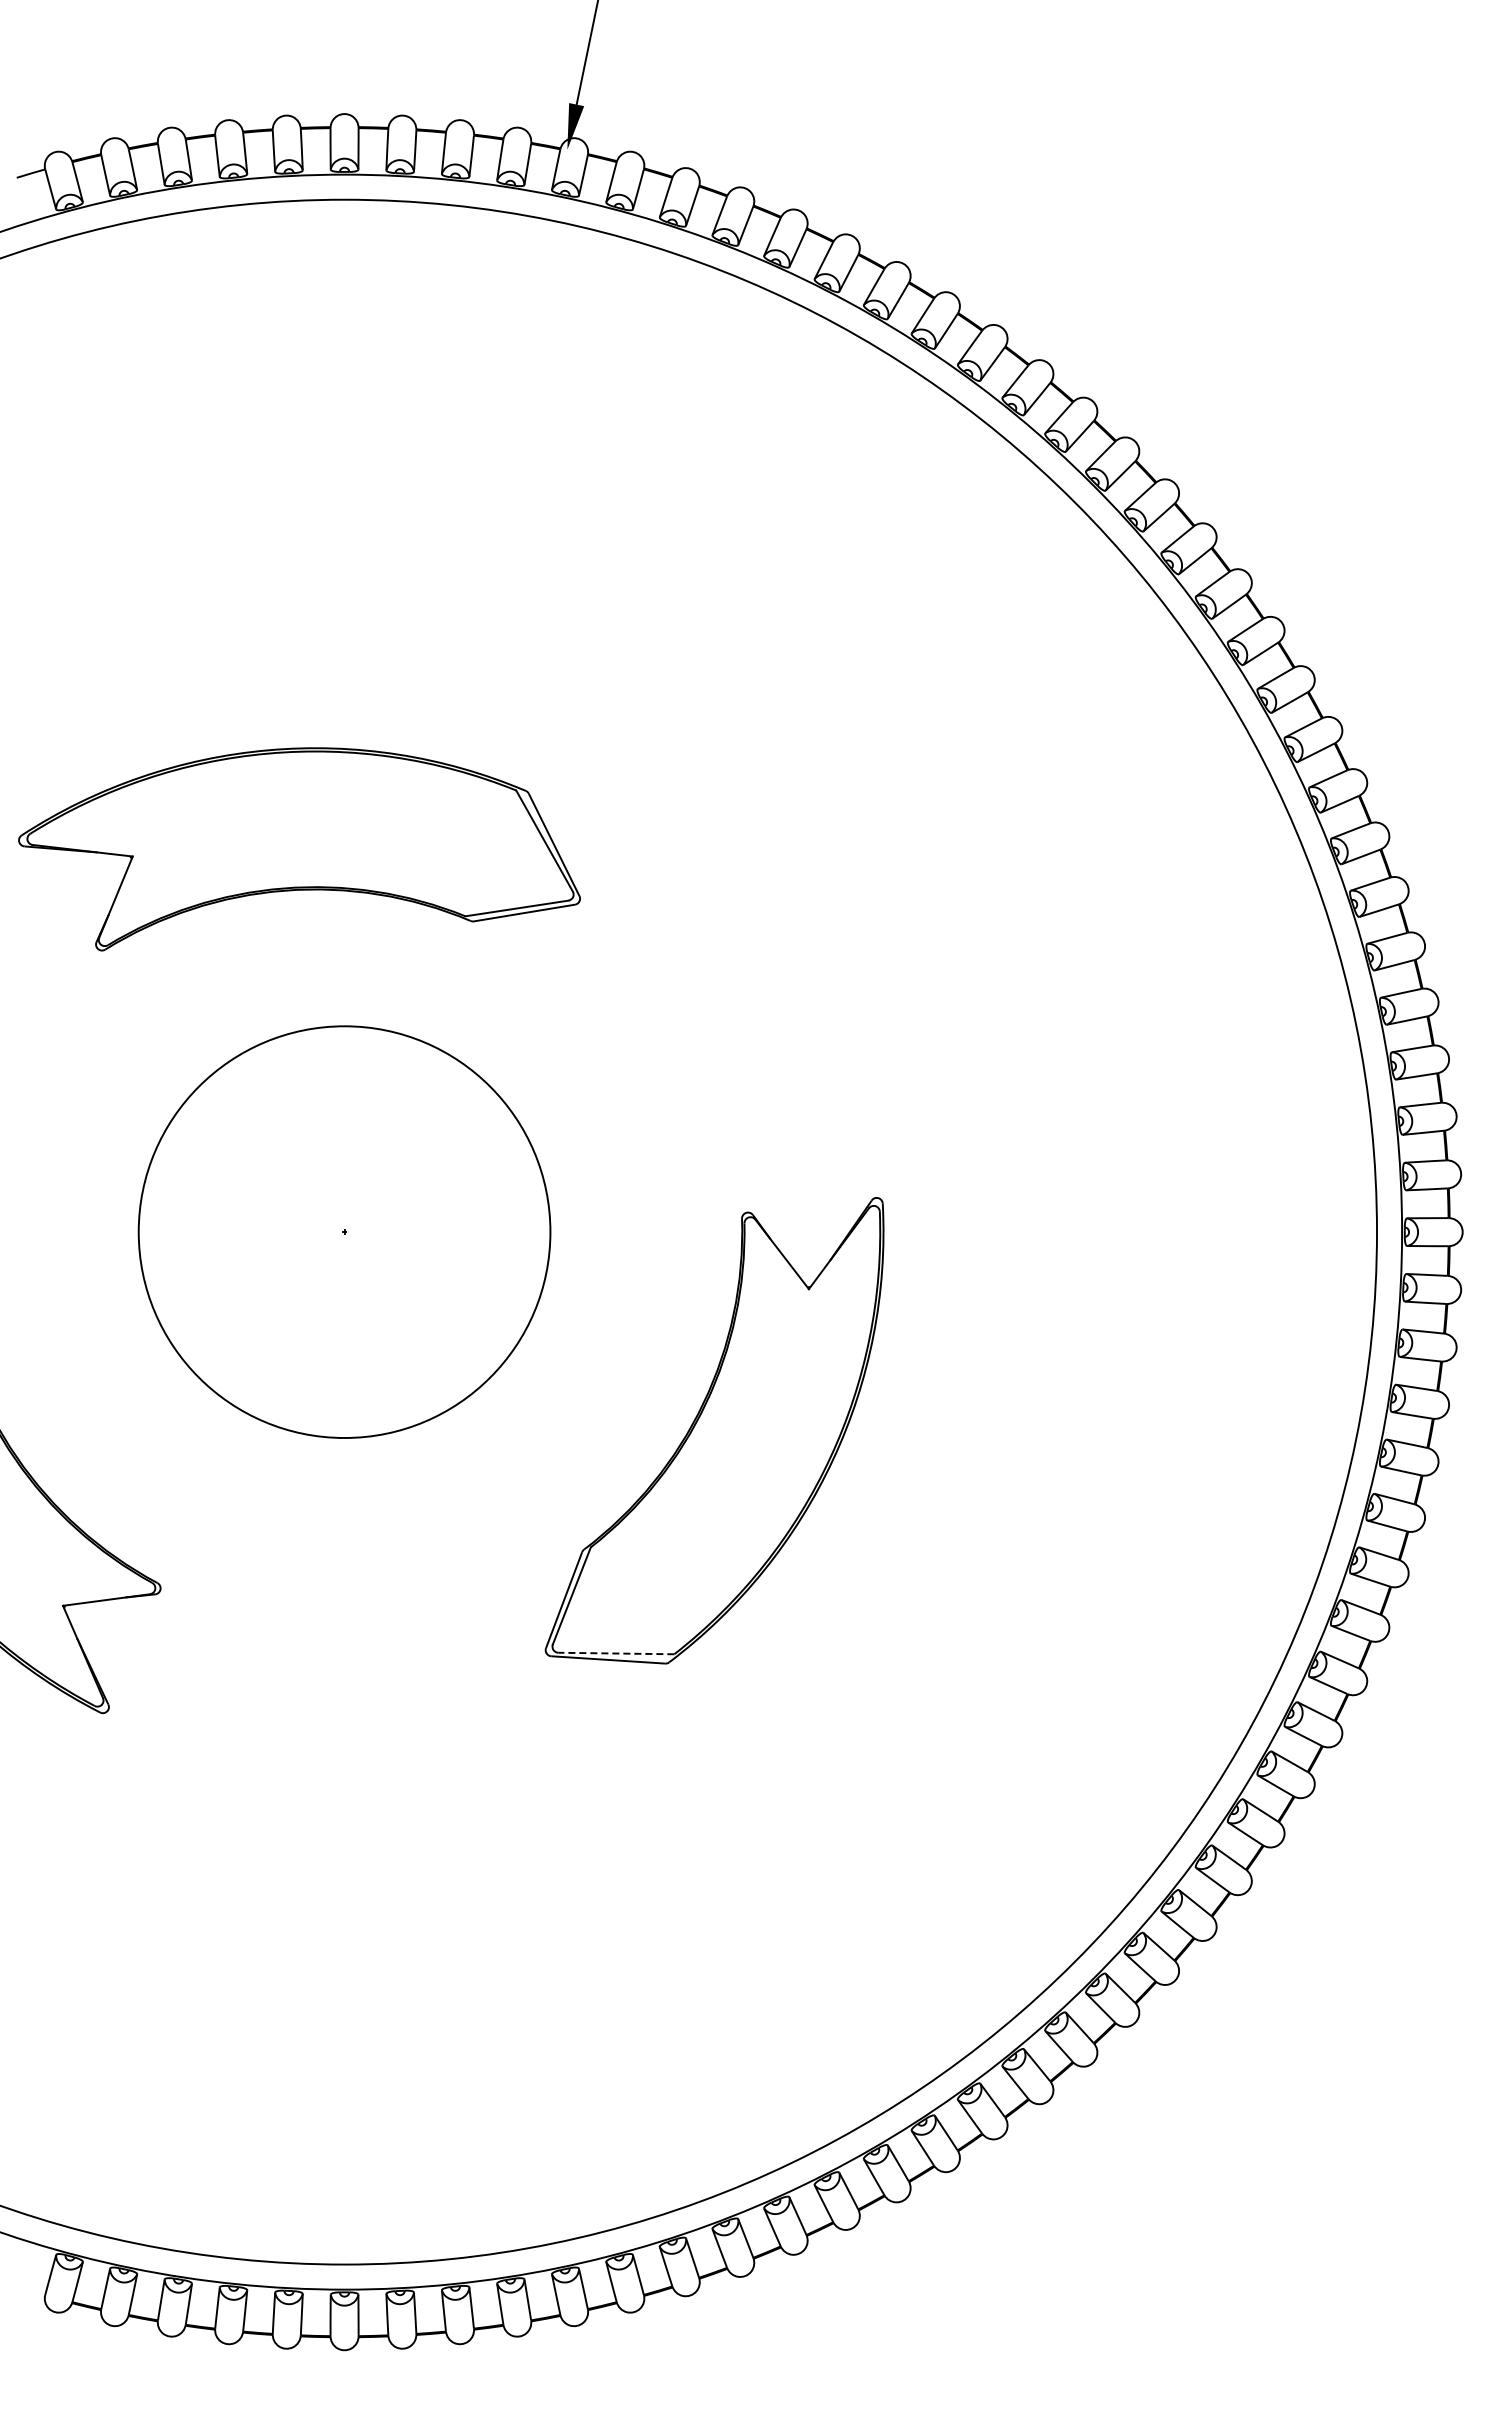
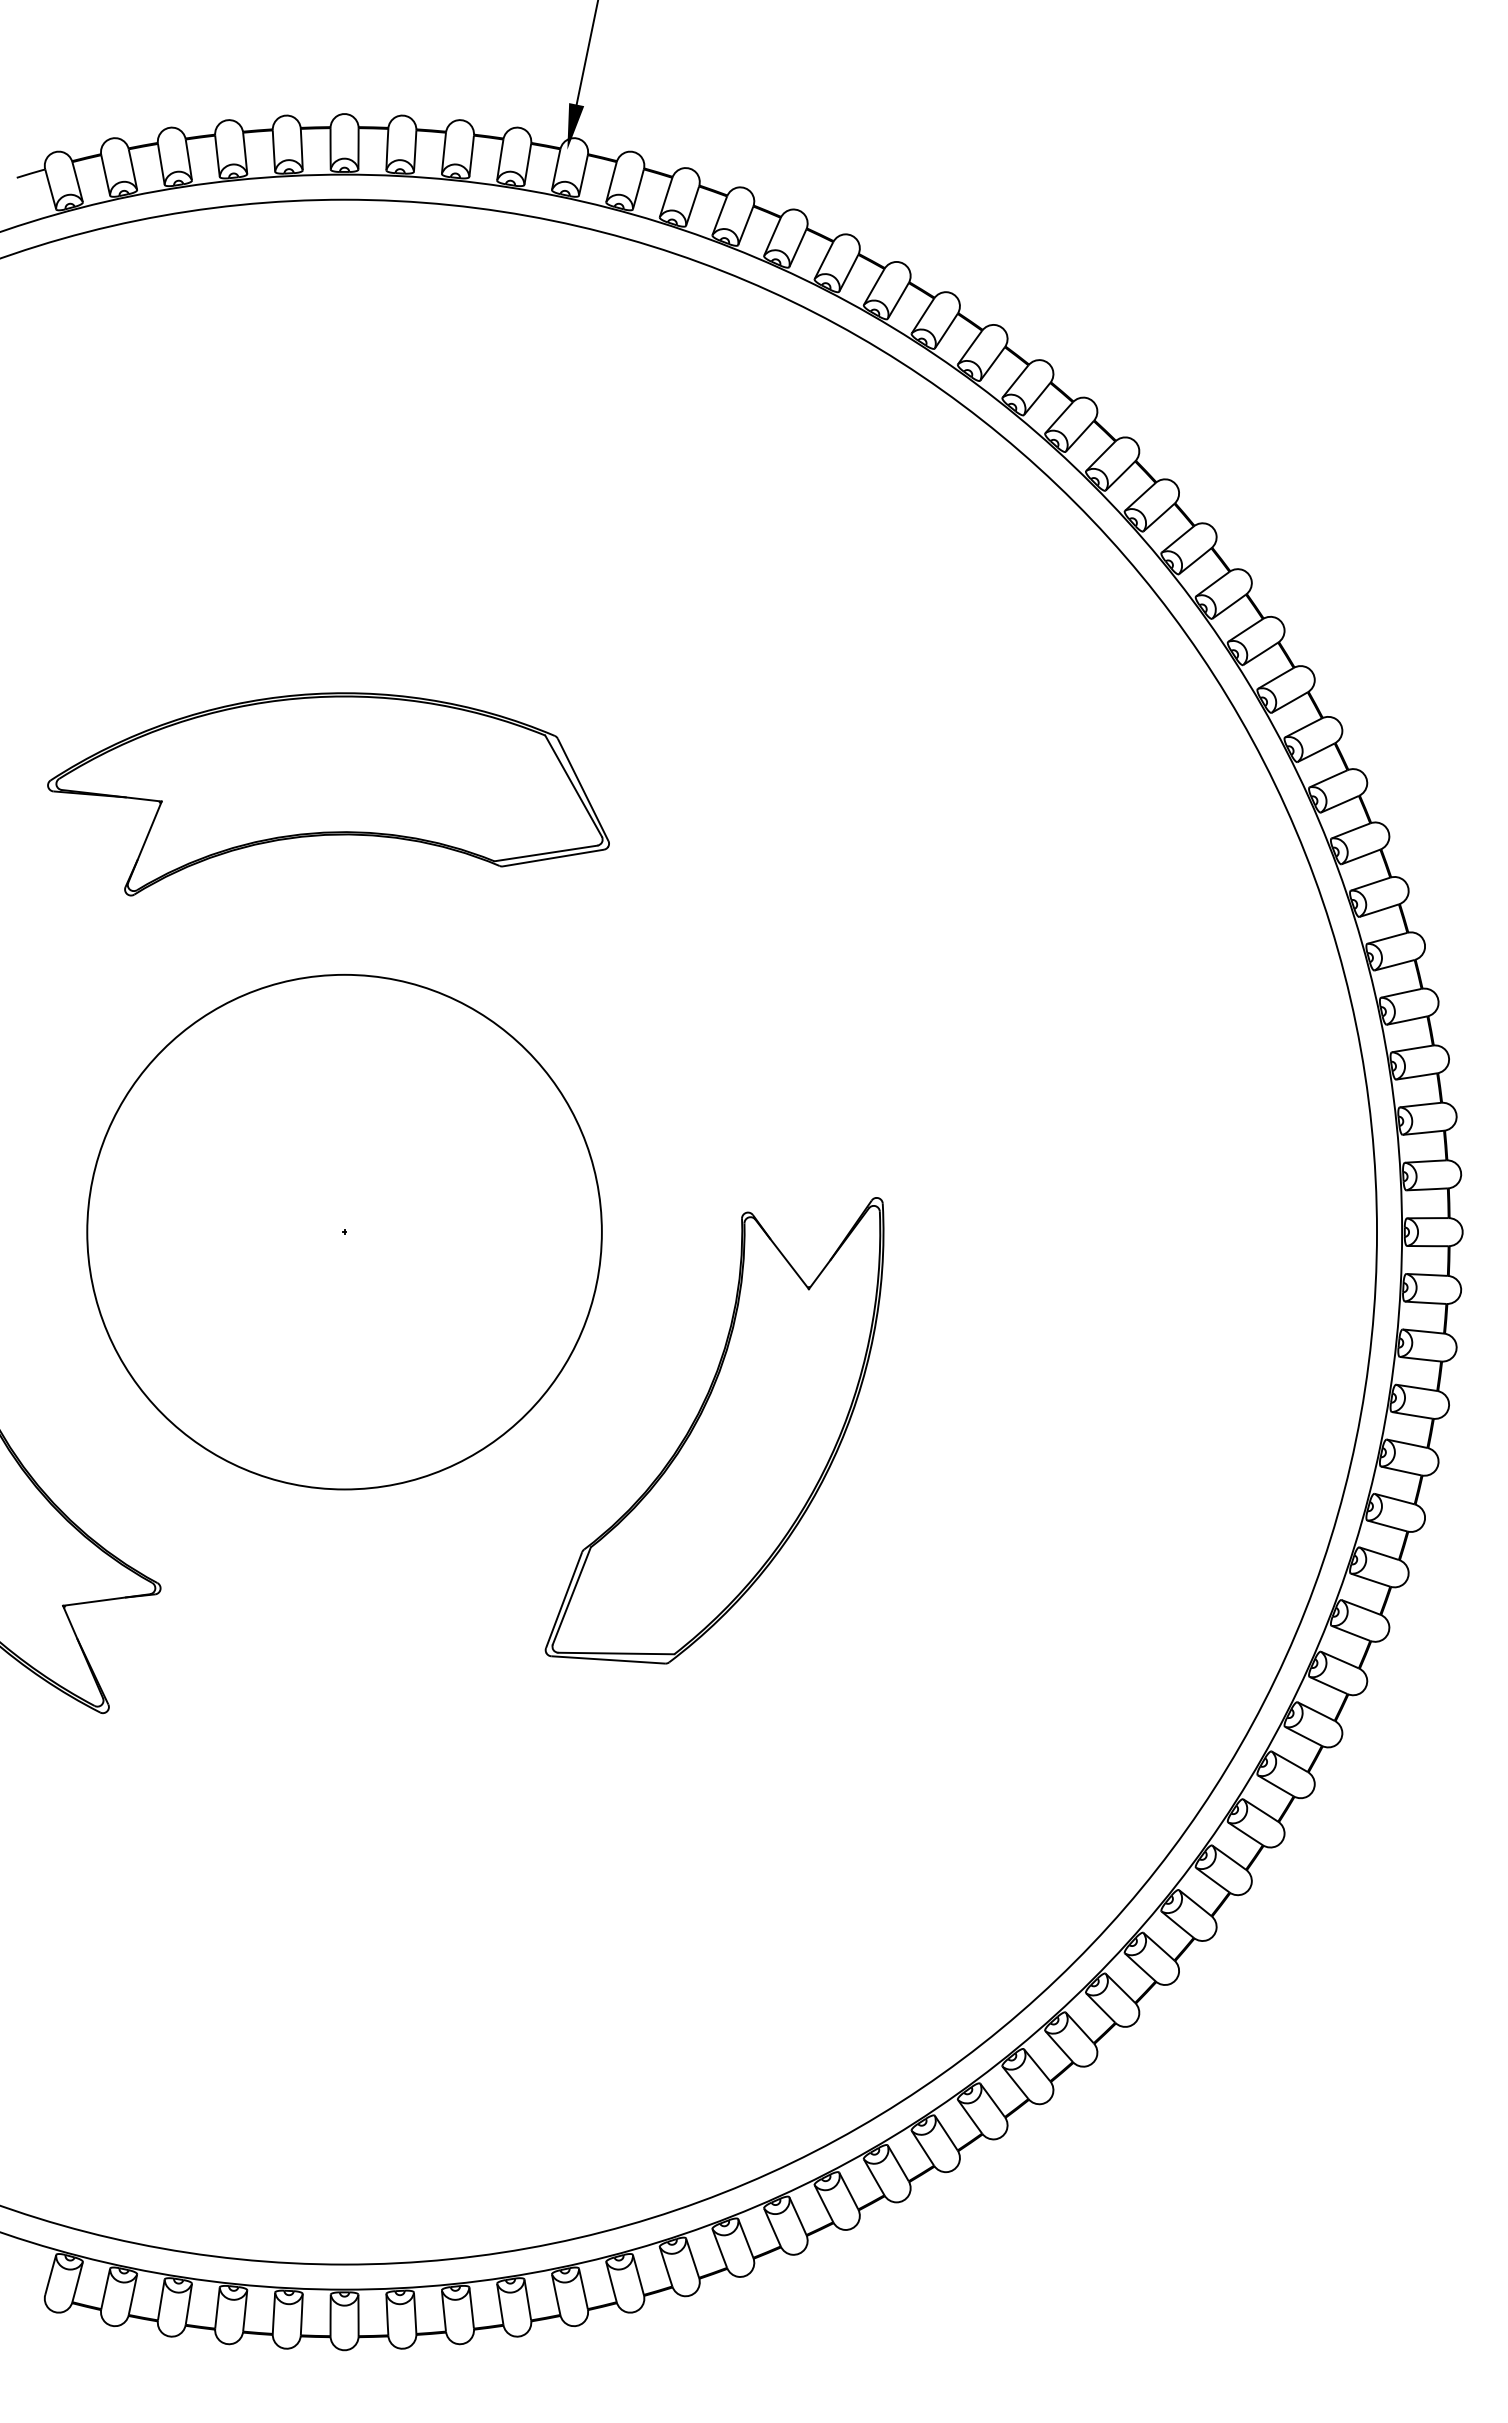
part position: (299, 849) -> (328, 794) (328, 794)
circle diameter: 412 px -> 515 px (344, 1231)
line: dashed -> solid (616, 1653)
